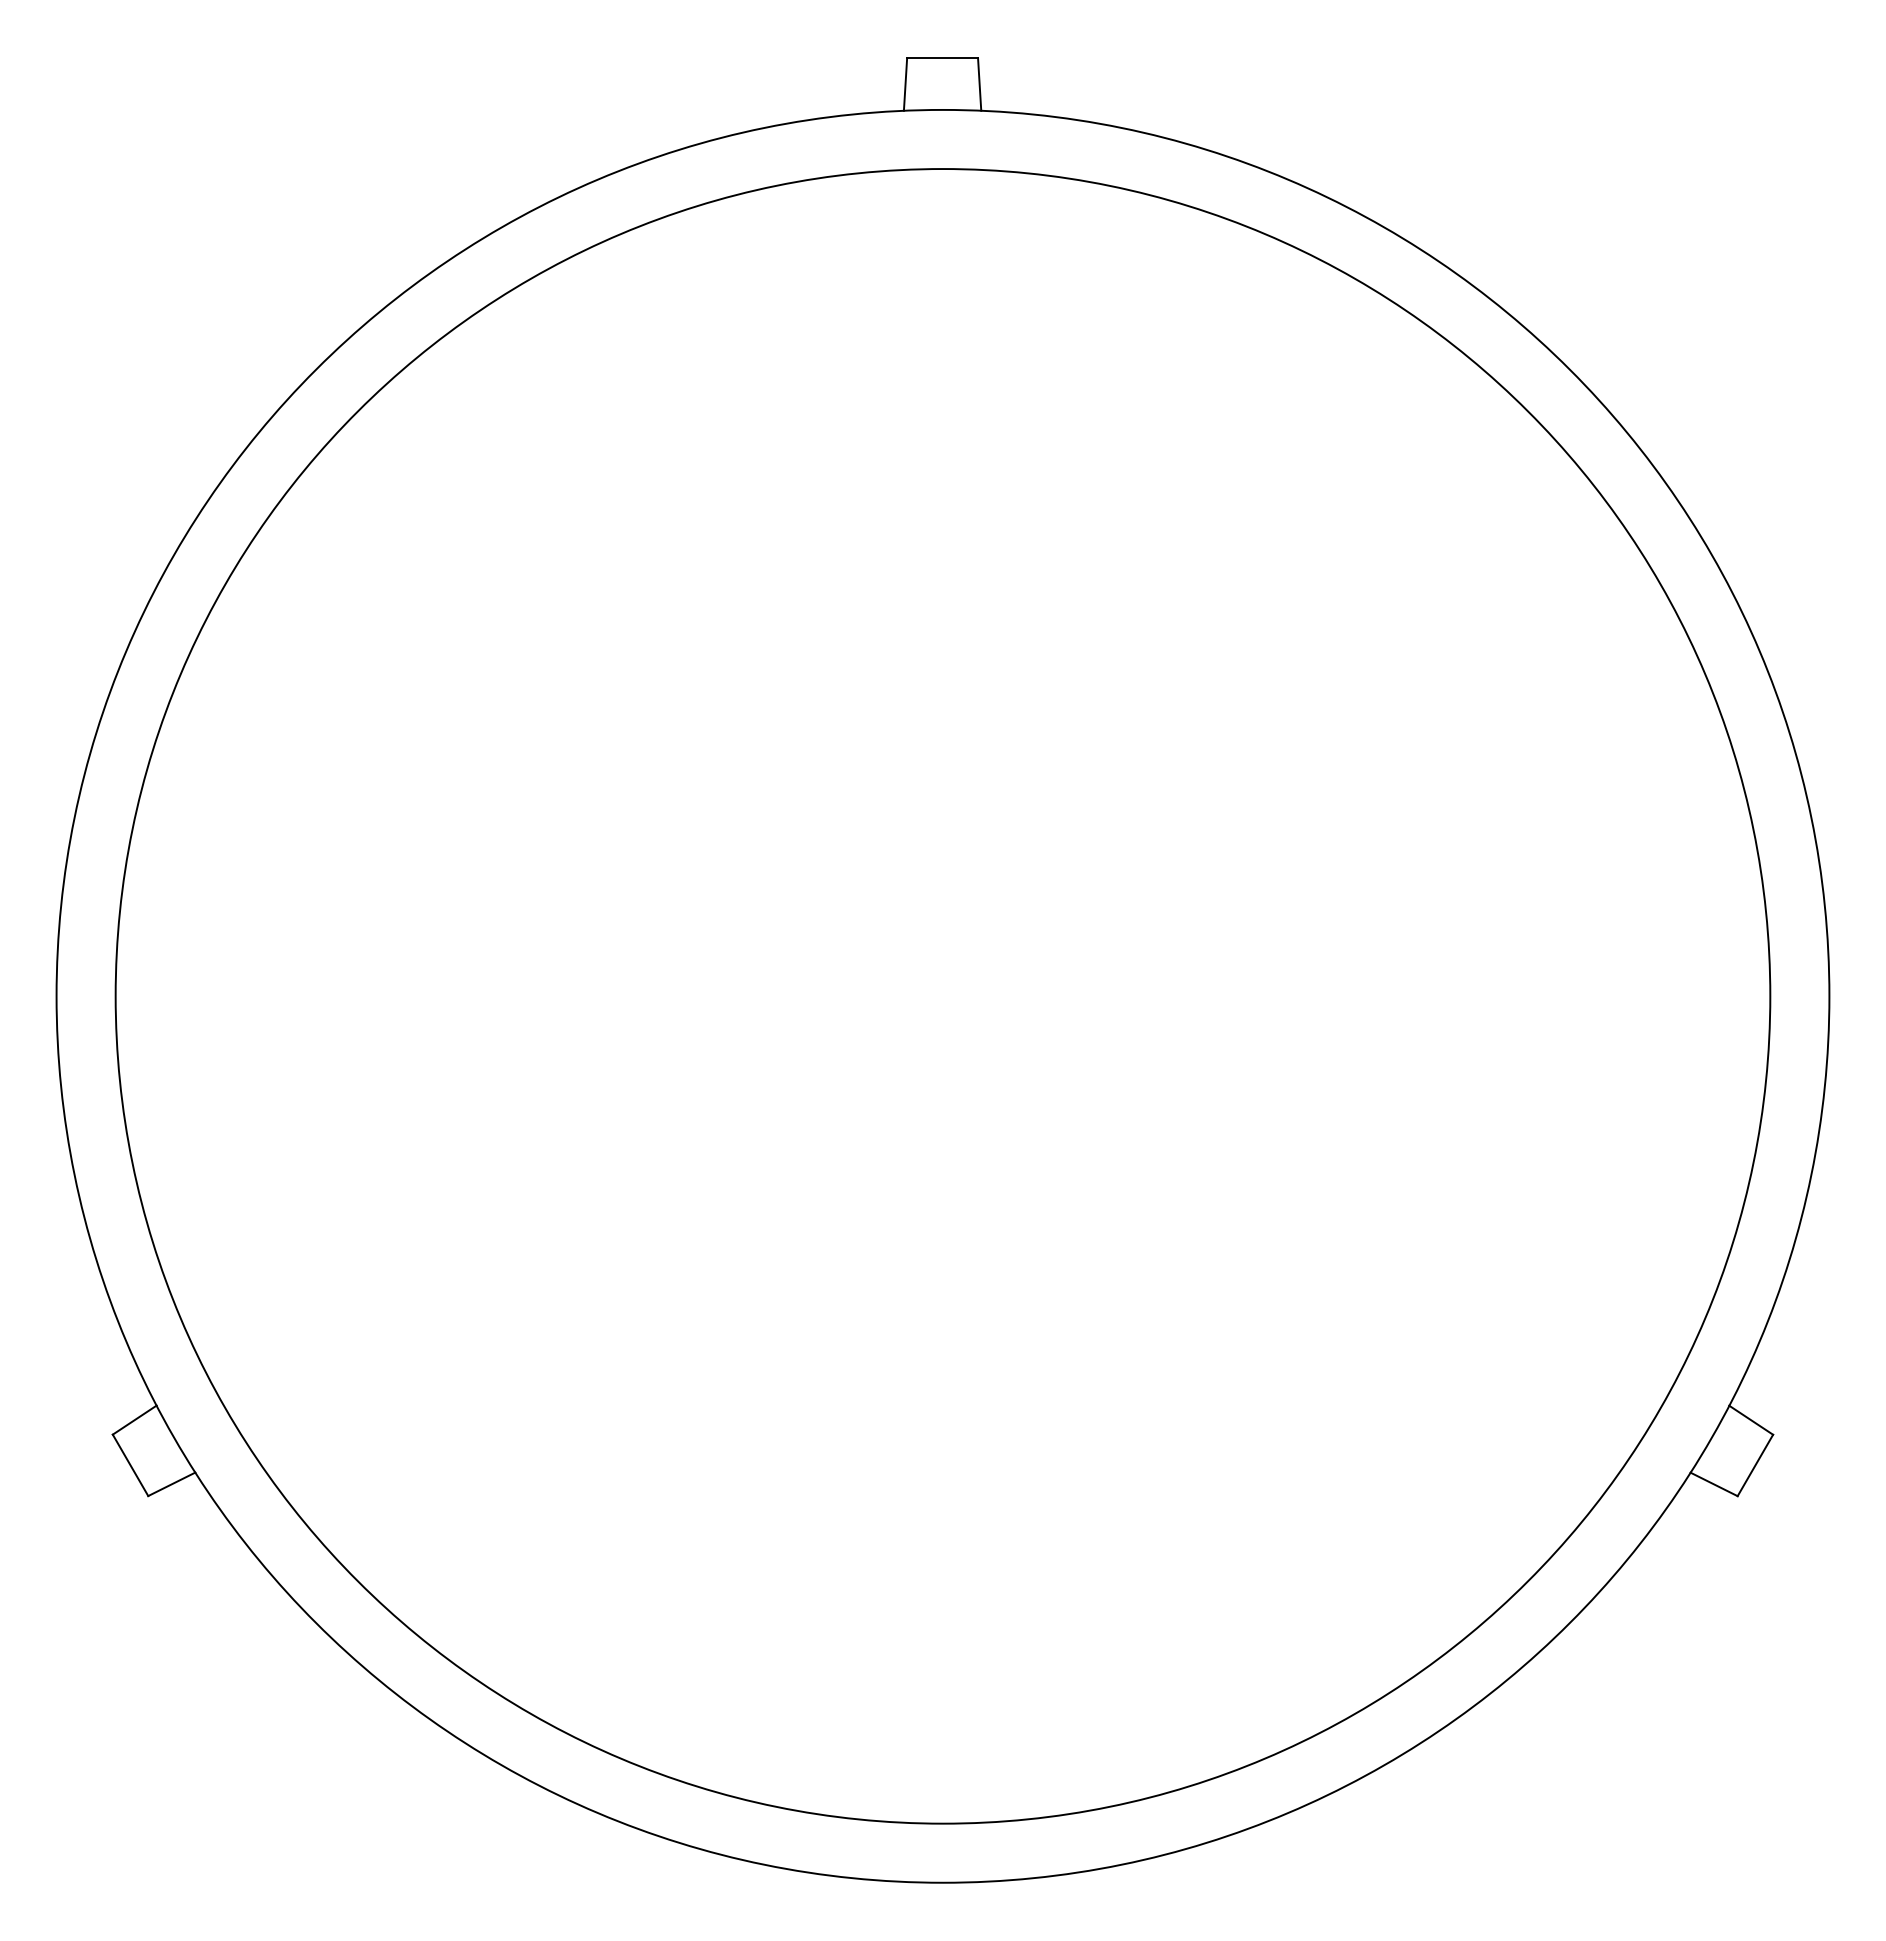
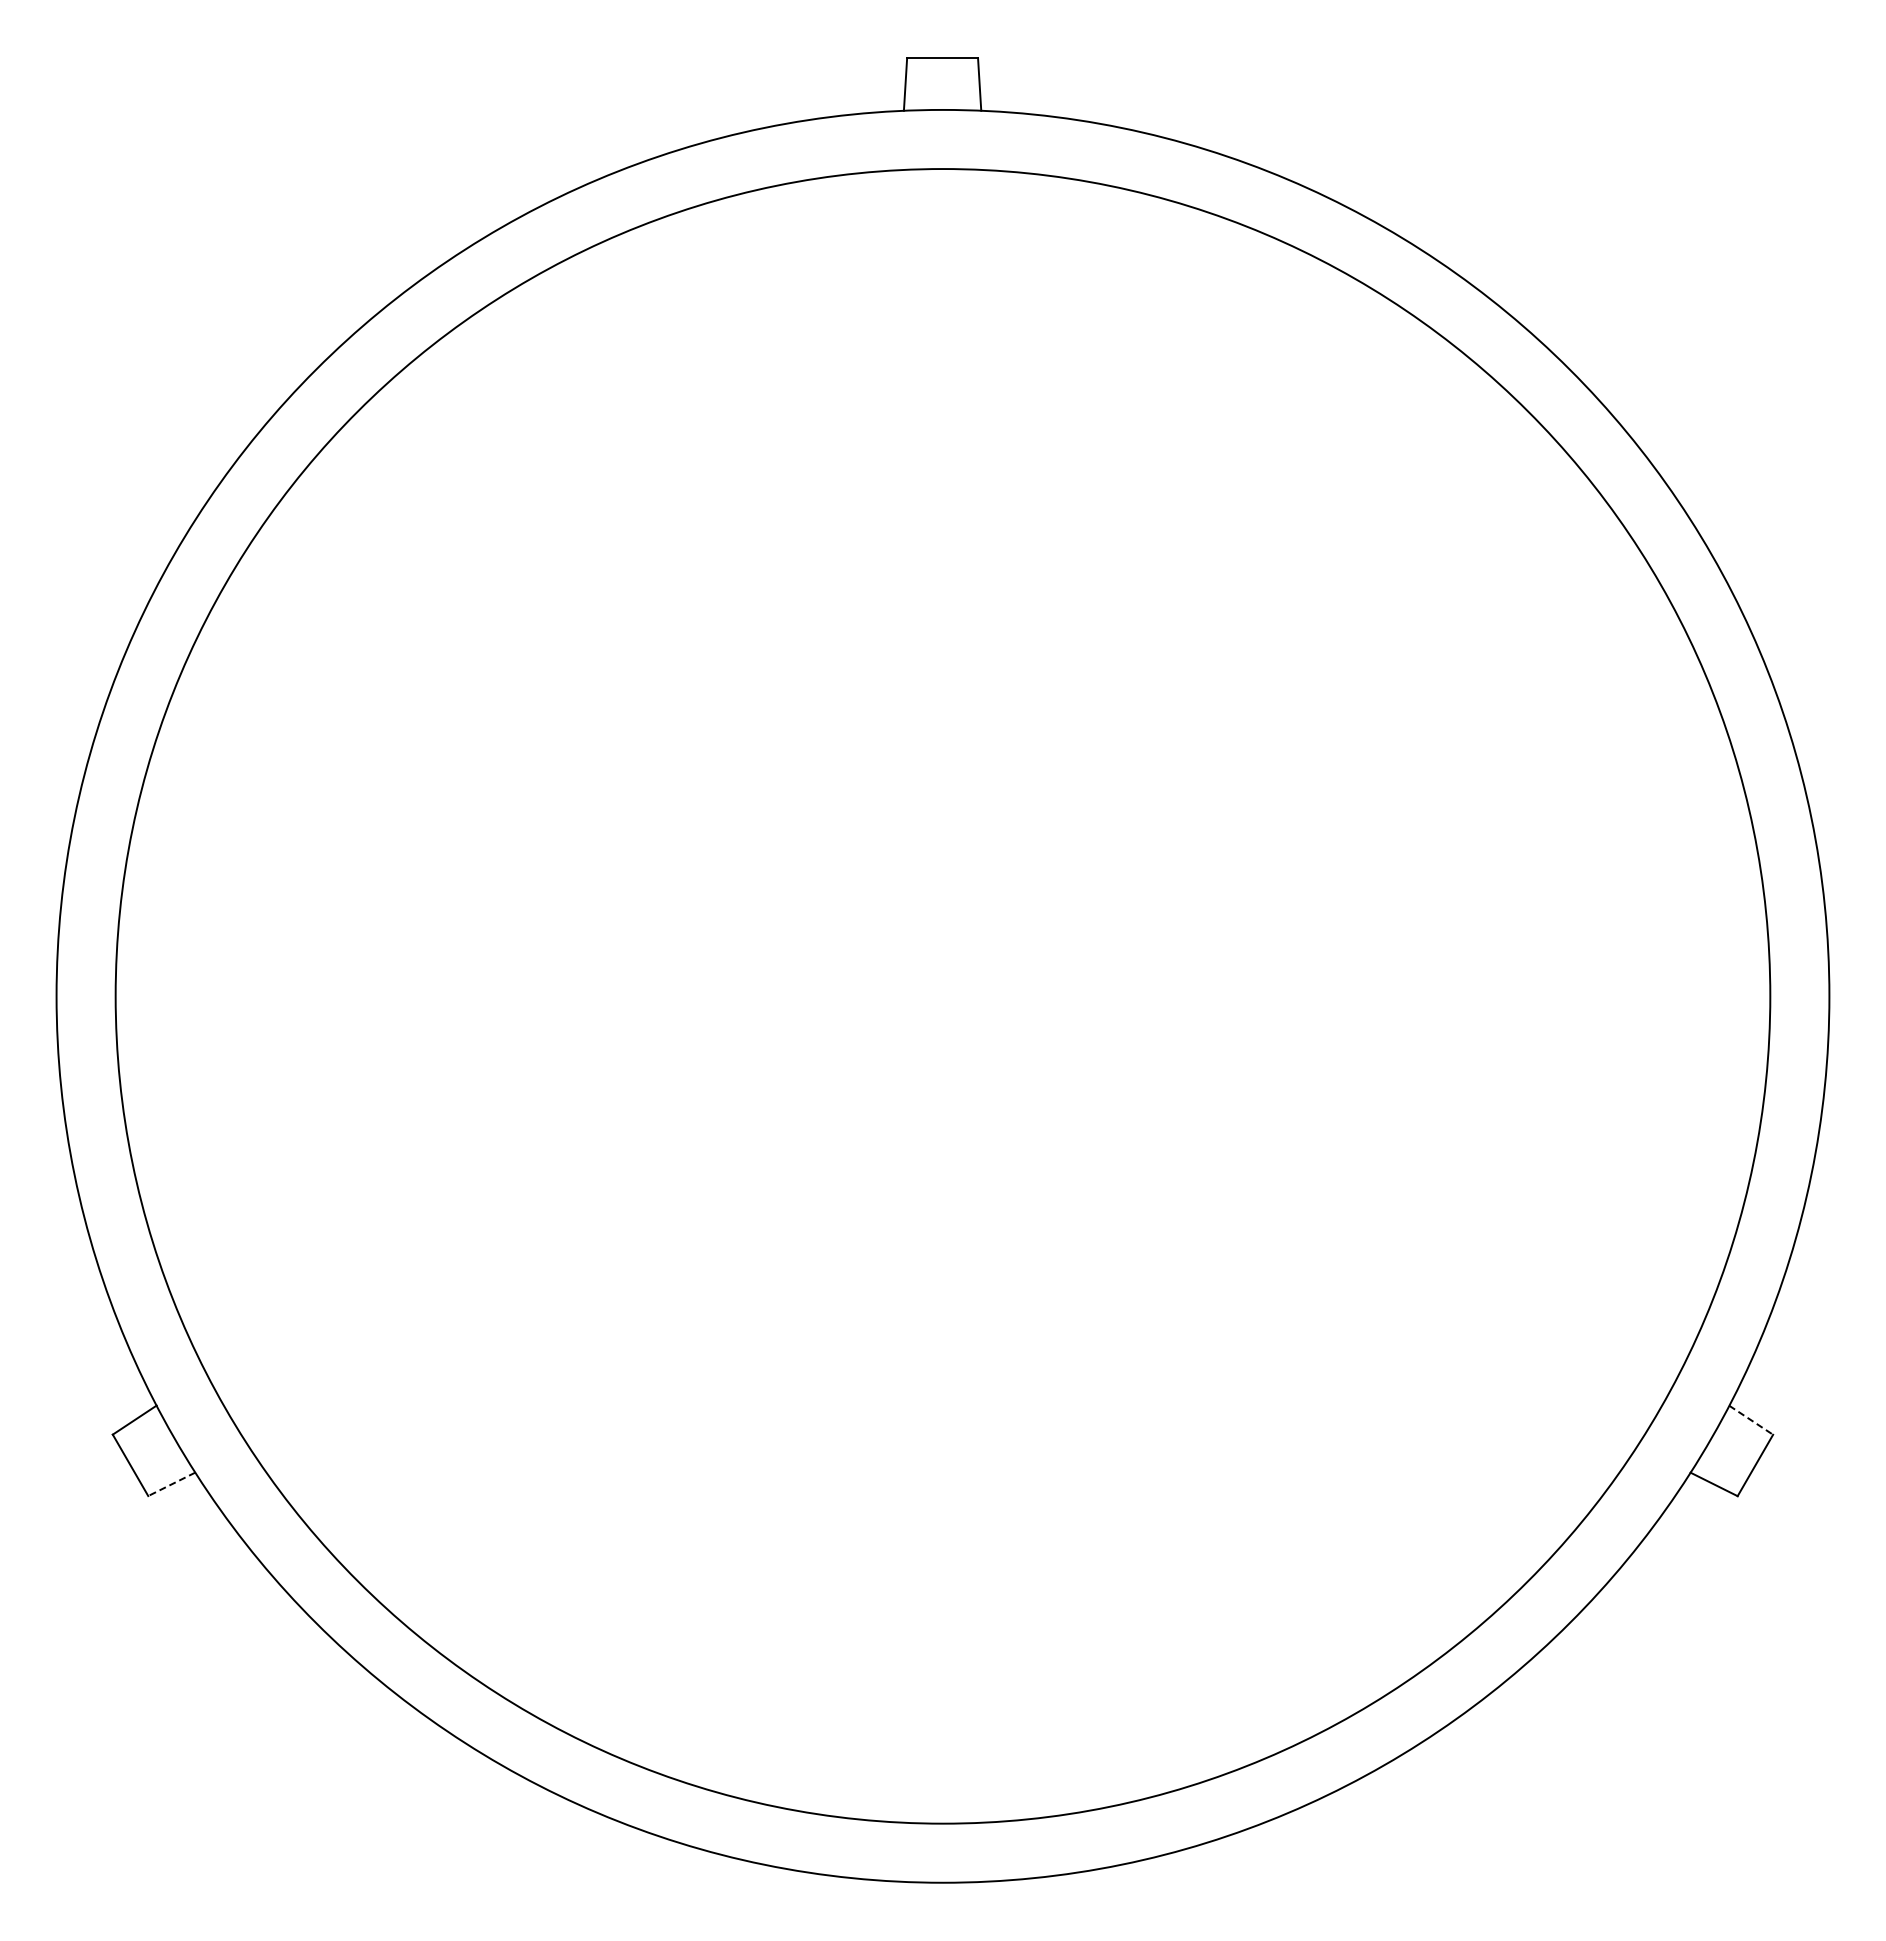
line: solid -> dashed (1751, 1420)
line: solid -> dashed (171, 1484)
